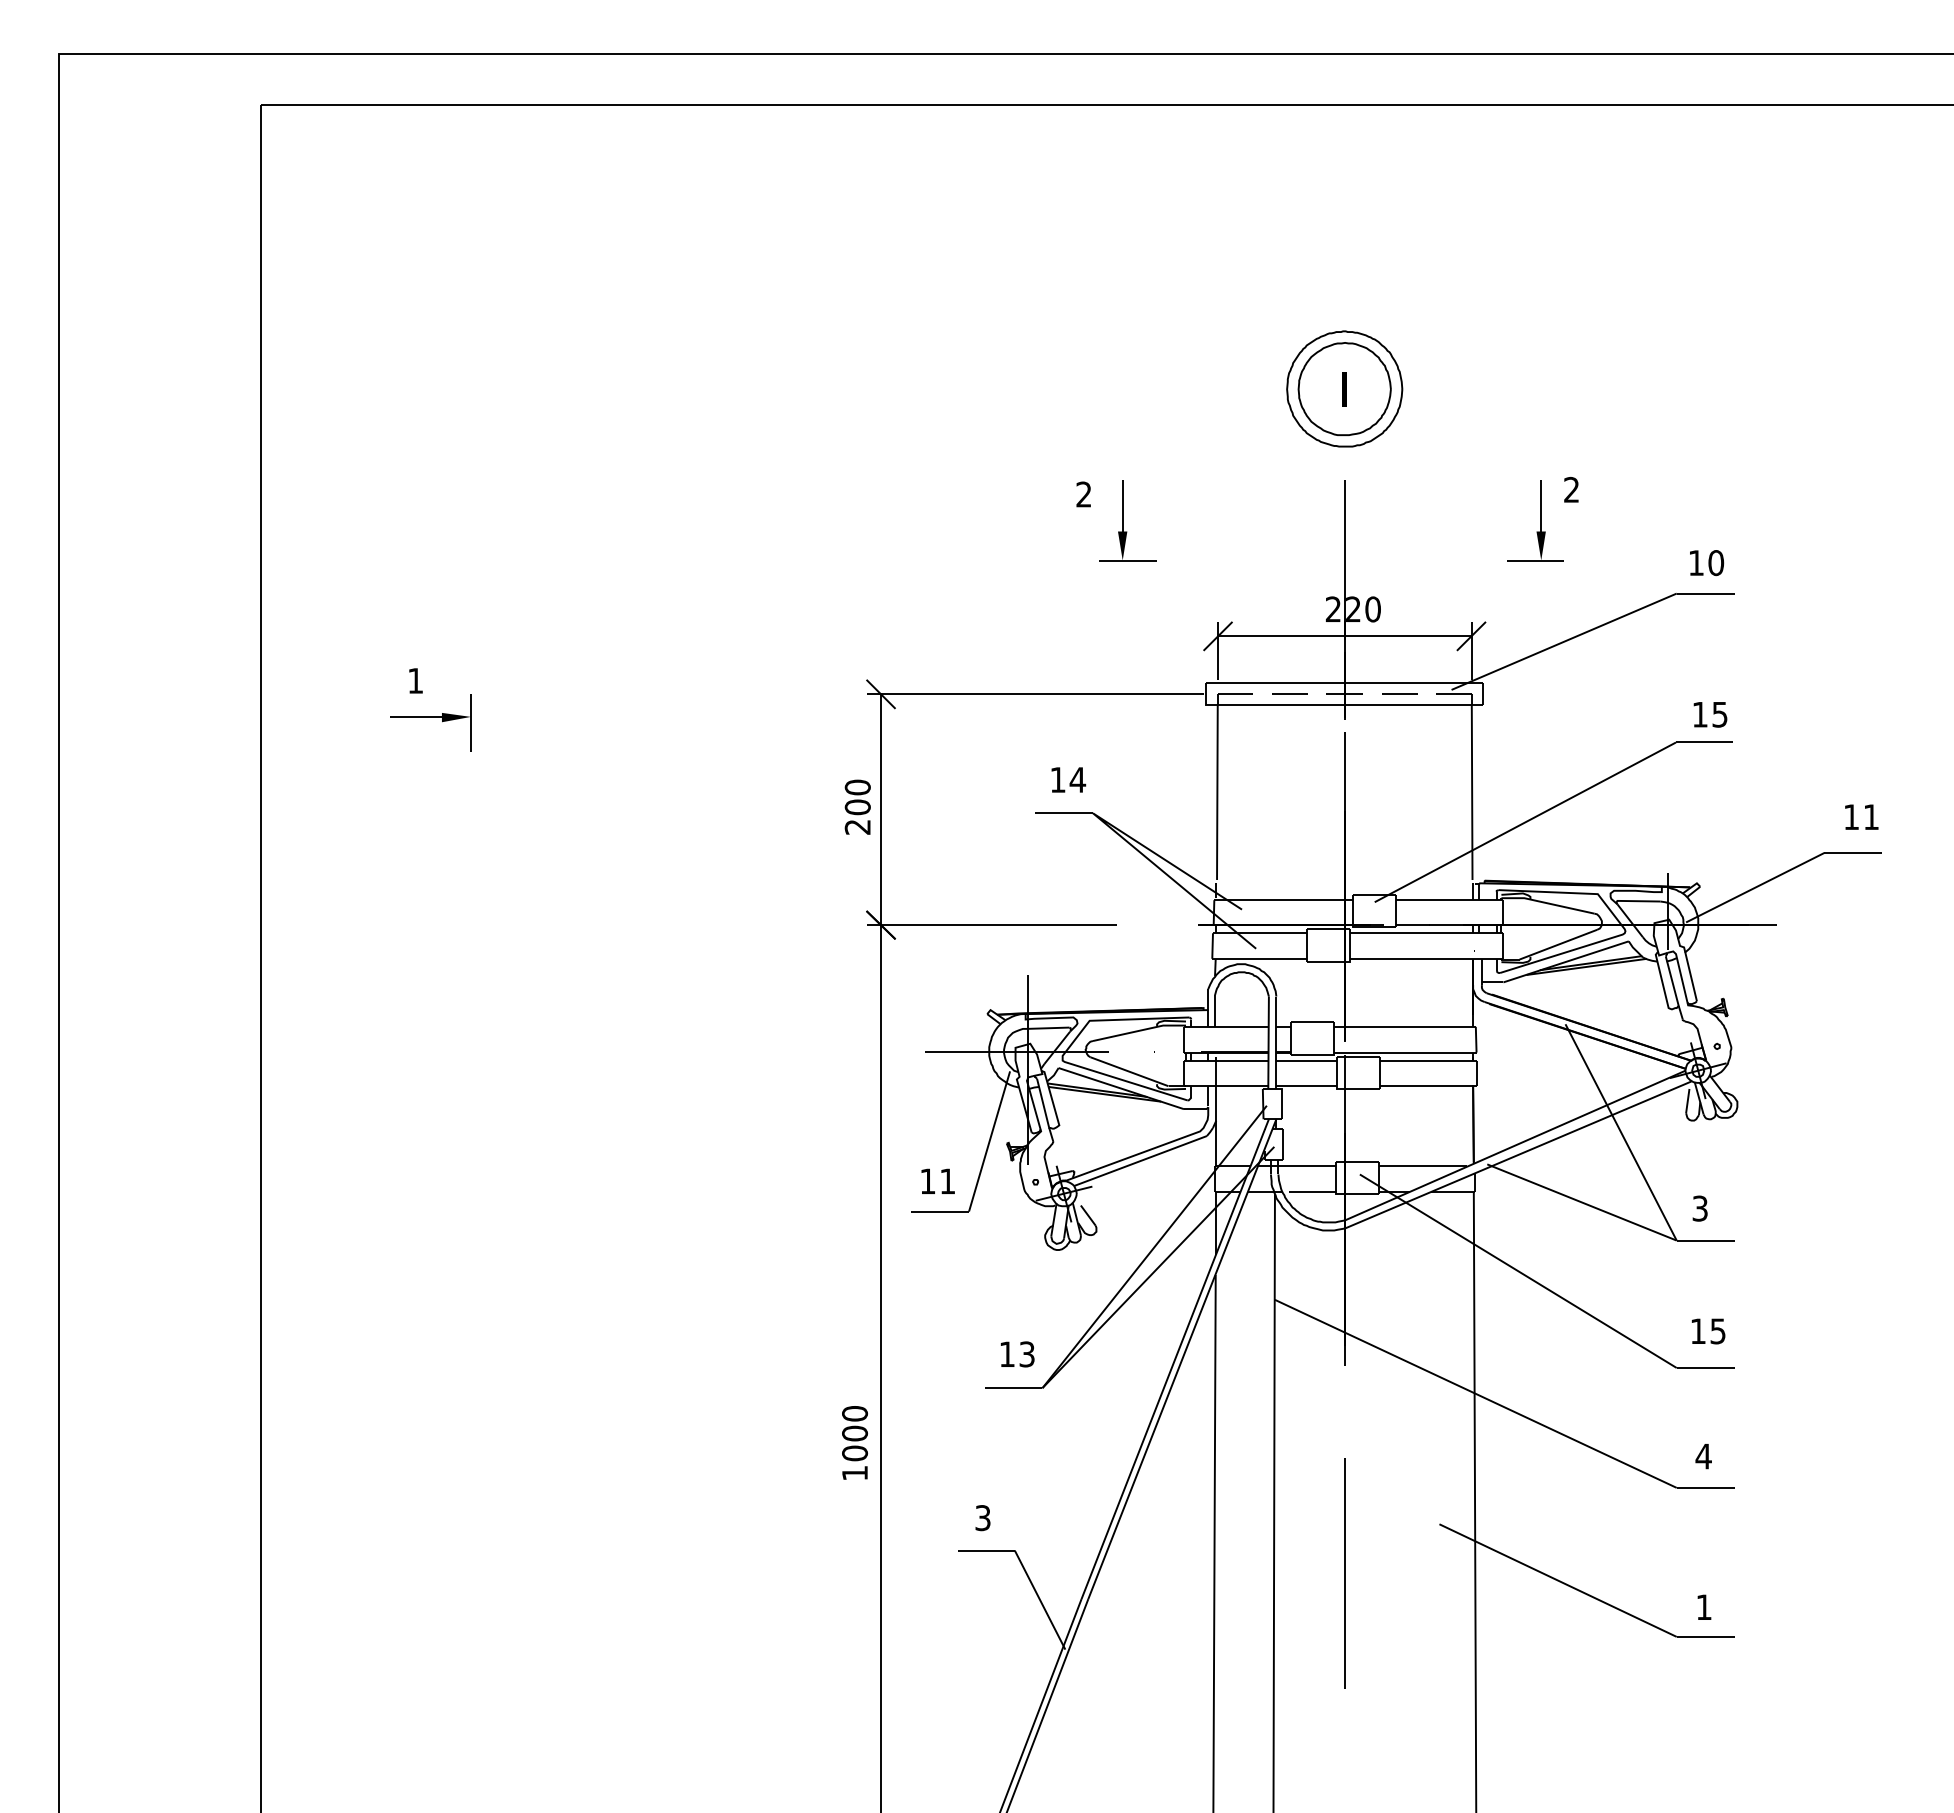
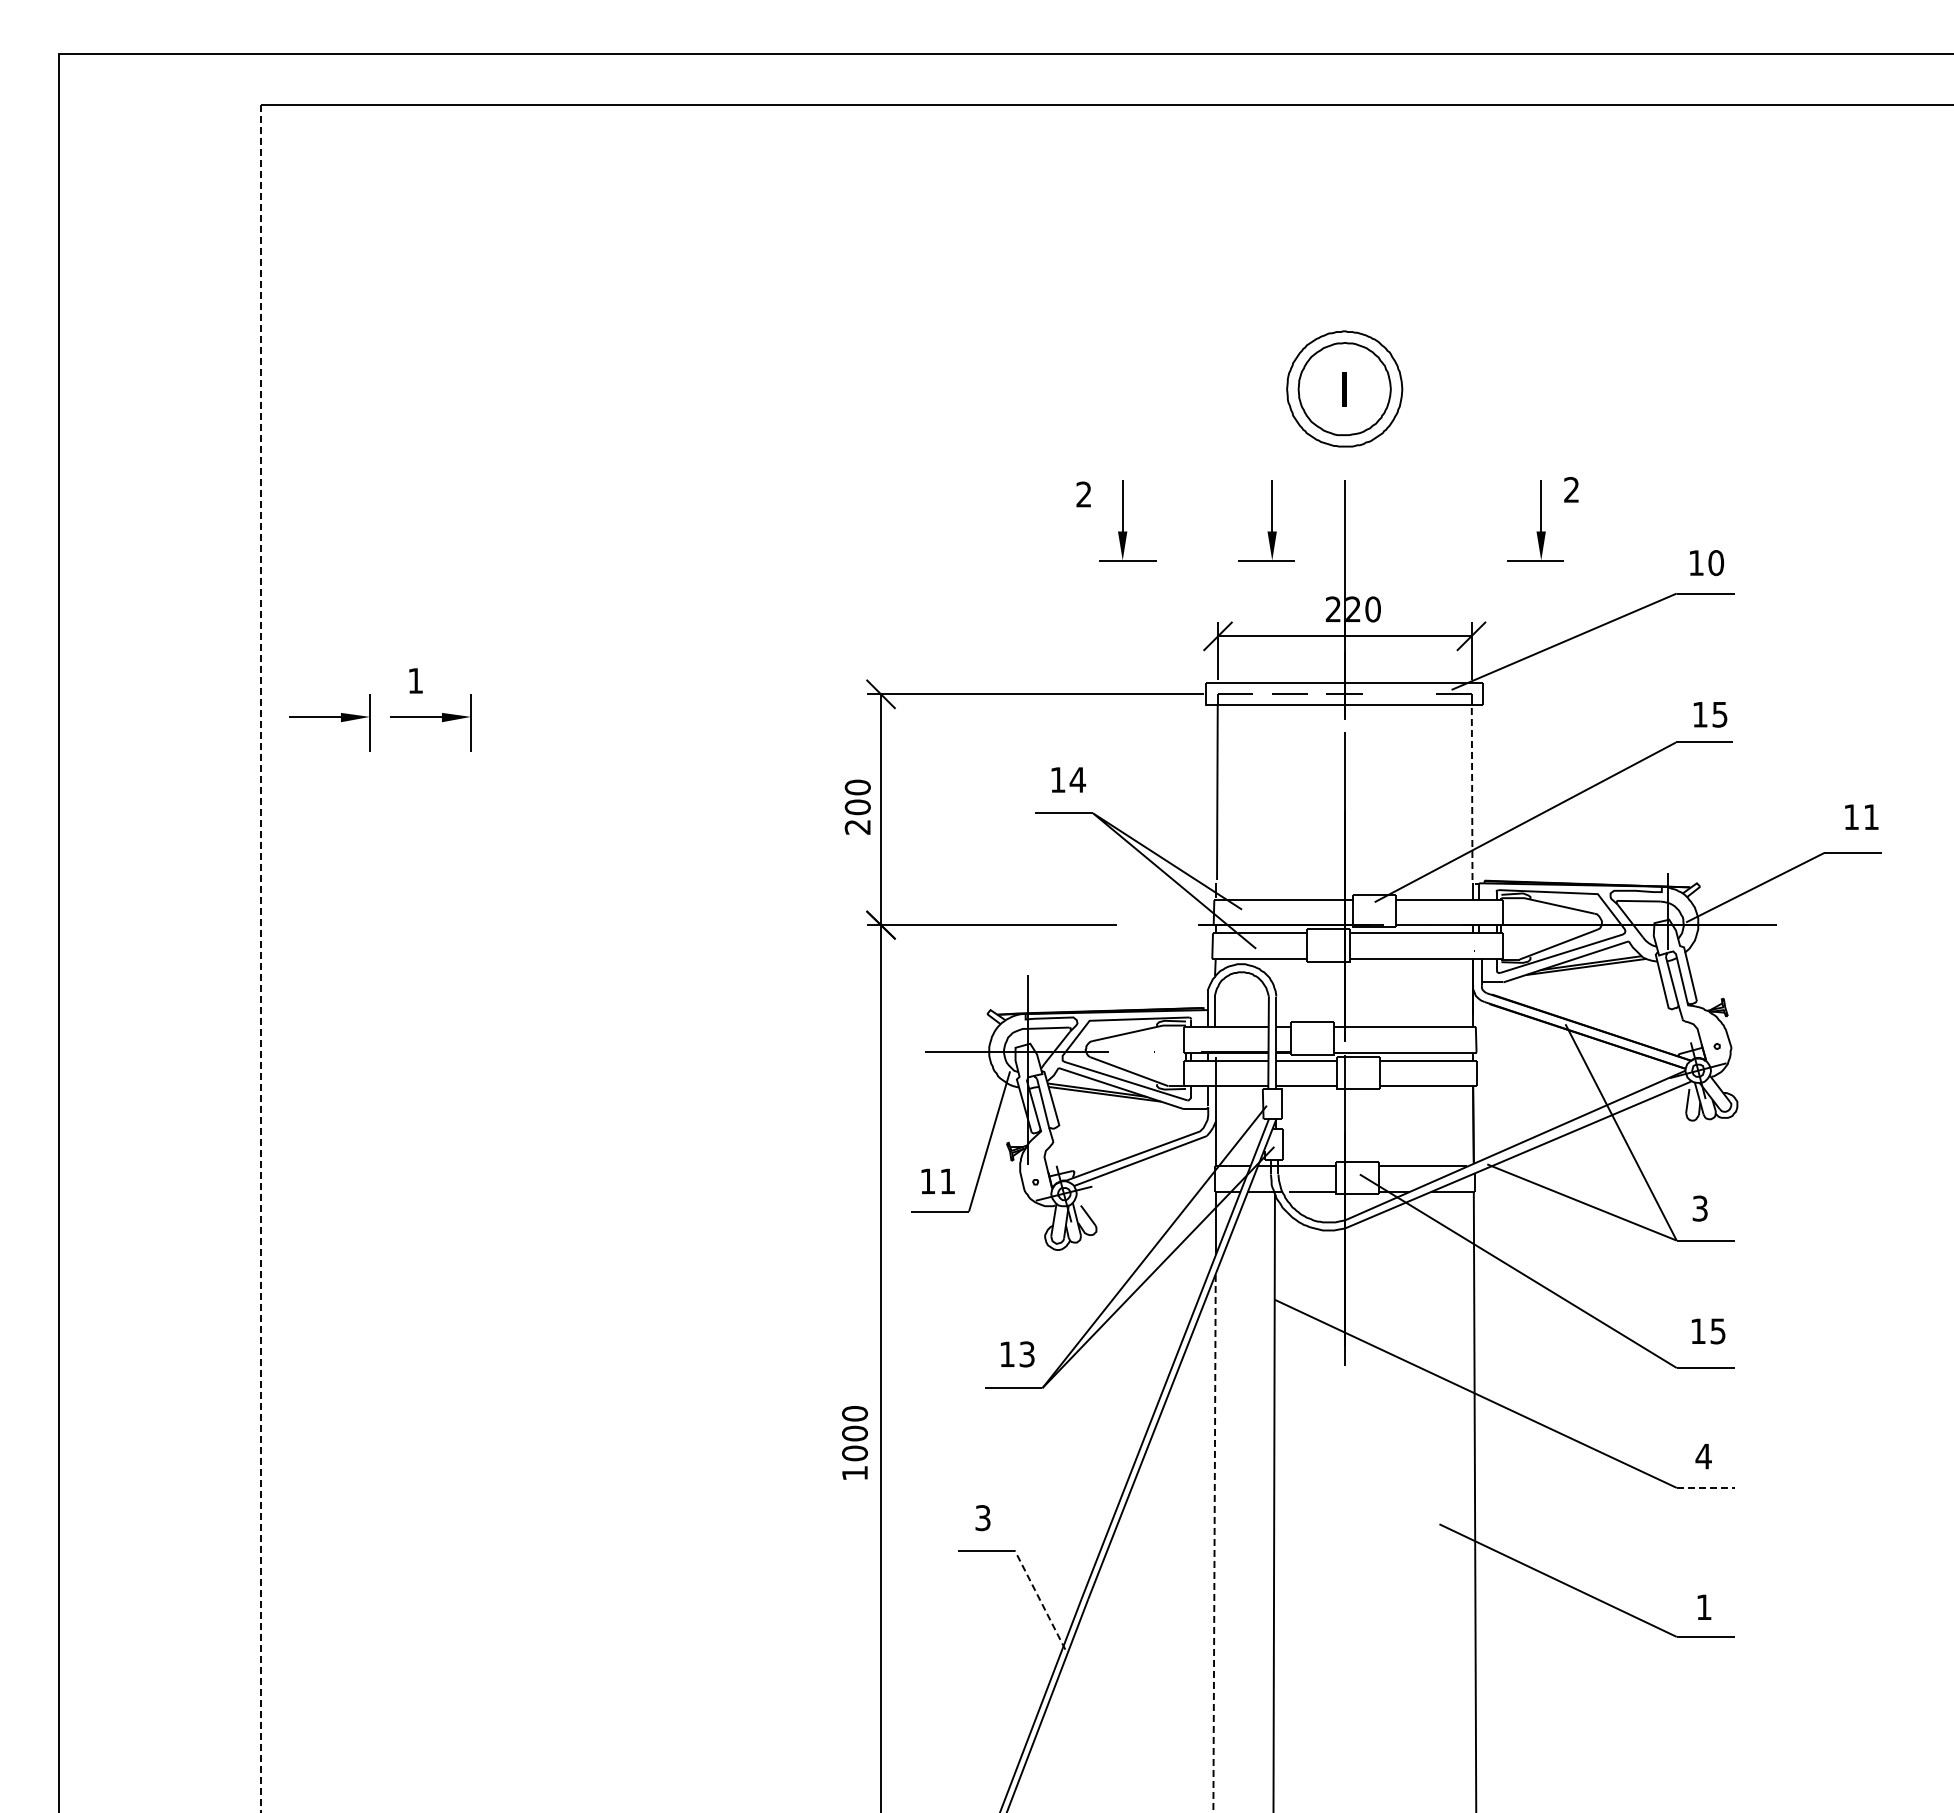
part: none -> present (1266, 520)
line: present -> none (1399, 693)
part: none -> present (329, 722)
line: solid -> dashed (1472, 792)
line: solid -> dashed (260, 958)
line: solid -> dashed (1705, 1487)
line: solid -> dashed (1214, 1543)
line: present -> none (1344, 1573)
line: solid -> dashed (1040, 1600)
